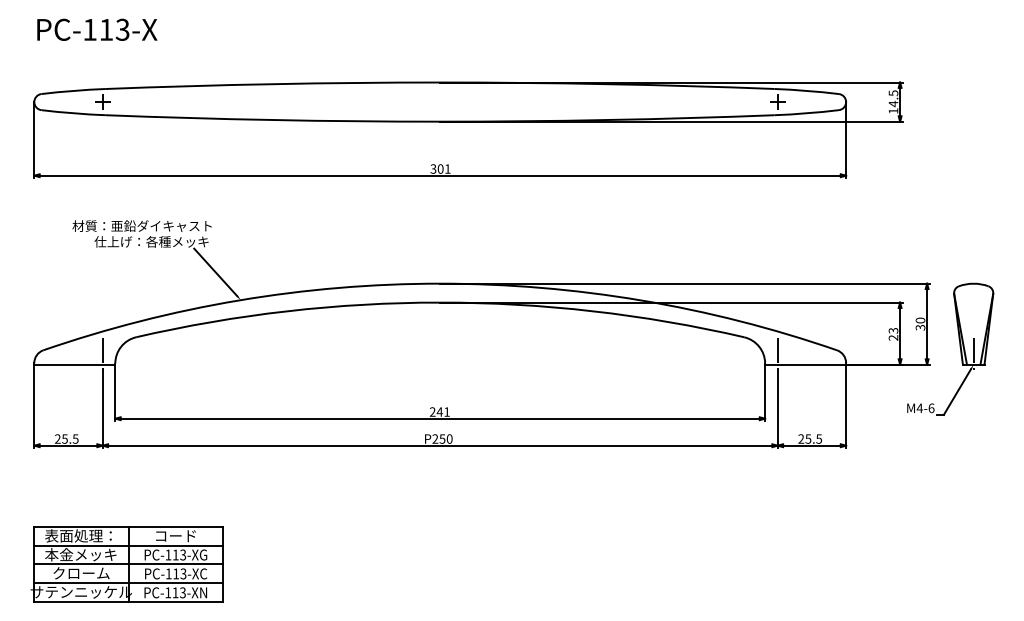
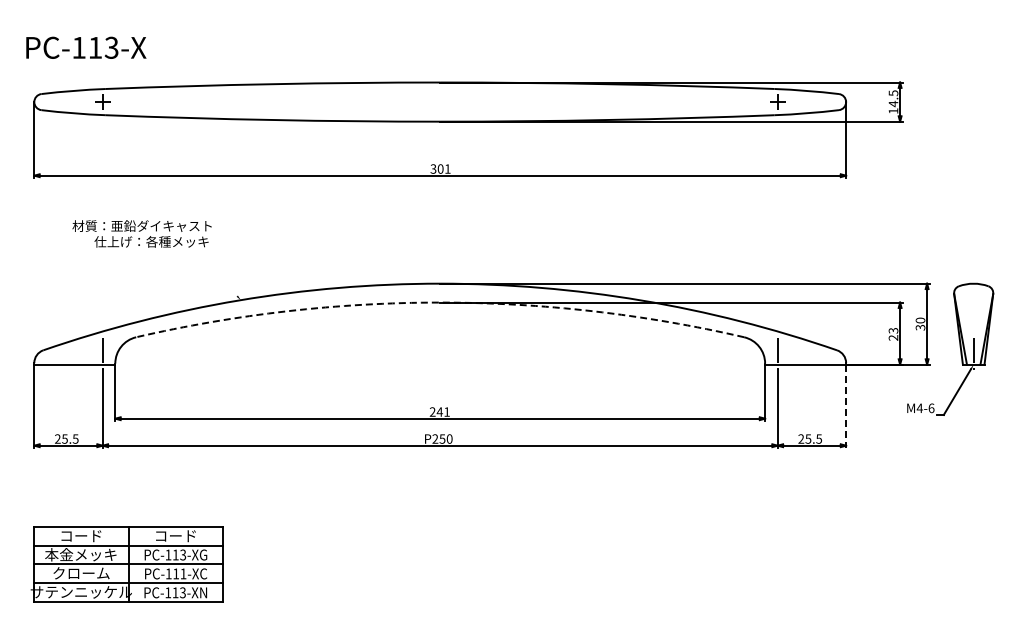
text position: (97, 29) -> (86, 47) (86, 47)
line: present -> none (215, 272)
arc: solid -> dashed (440, 302)
line: solid -> dashed (846, 406)
text: 表面処理： -> コード (78, 535)
text: PC-113-XC -> PC-111-XC (183, 573)
